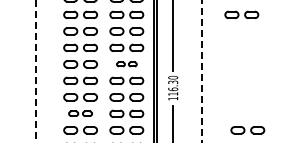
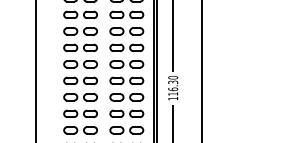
part: present -> none (241, 14)
part size: 22x7 px -> 36x9 px (126, 64)
line: dashed -> solid (35, 71)
line: dashed -> solid (201, 71)
part size: 25x7 px -> 35x9 px (80, 113)
part: present -> none (247, 130)
